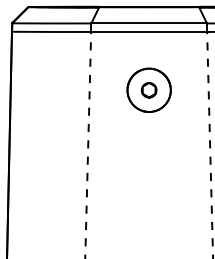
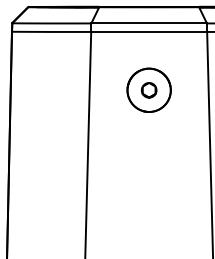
line: dashed -> solid (88, 144)
line: dashed -> solid (210, 144)
